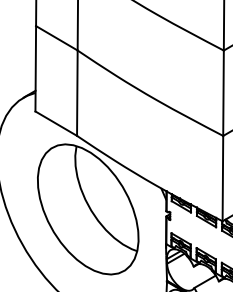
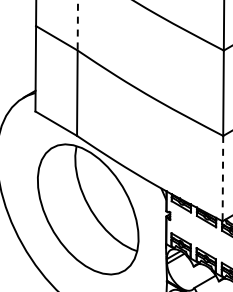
line: solid -> dashed (77, 25)
line: solid -> dashed (222, 178)
